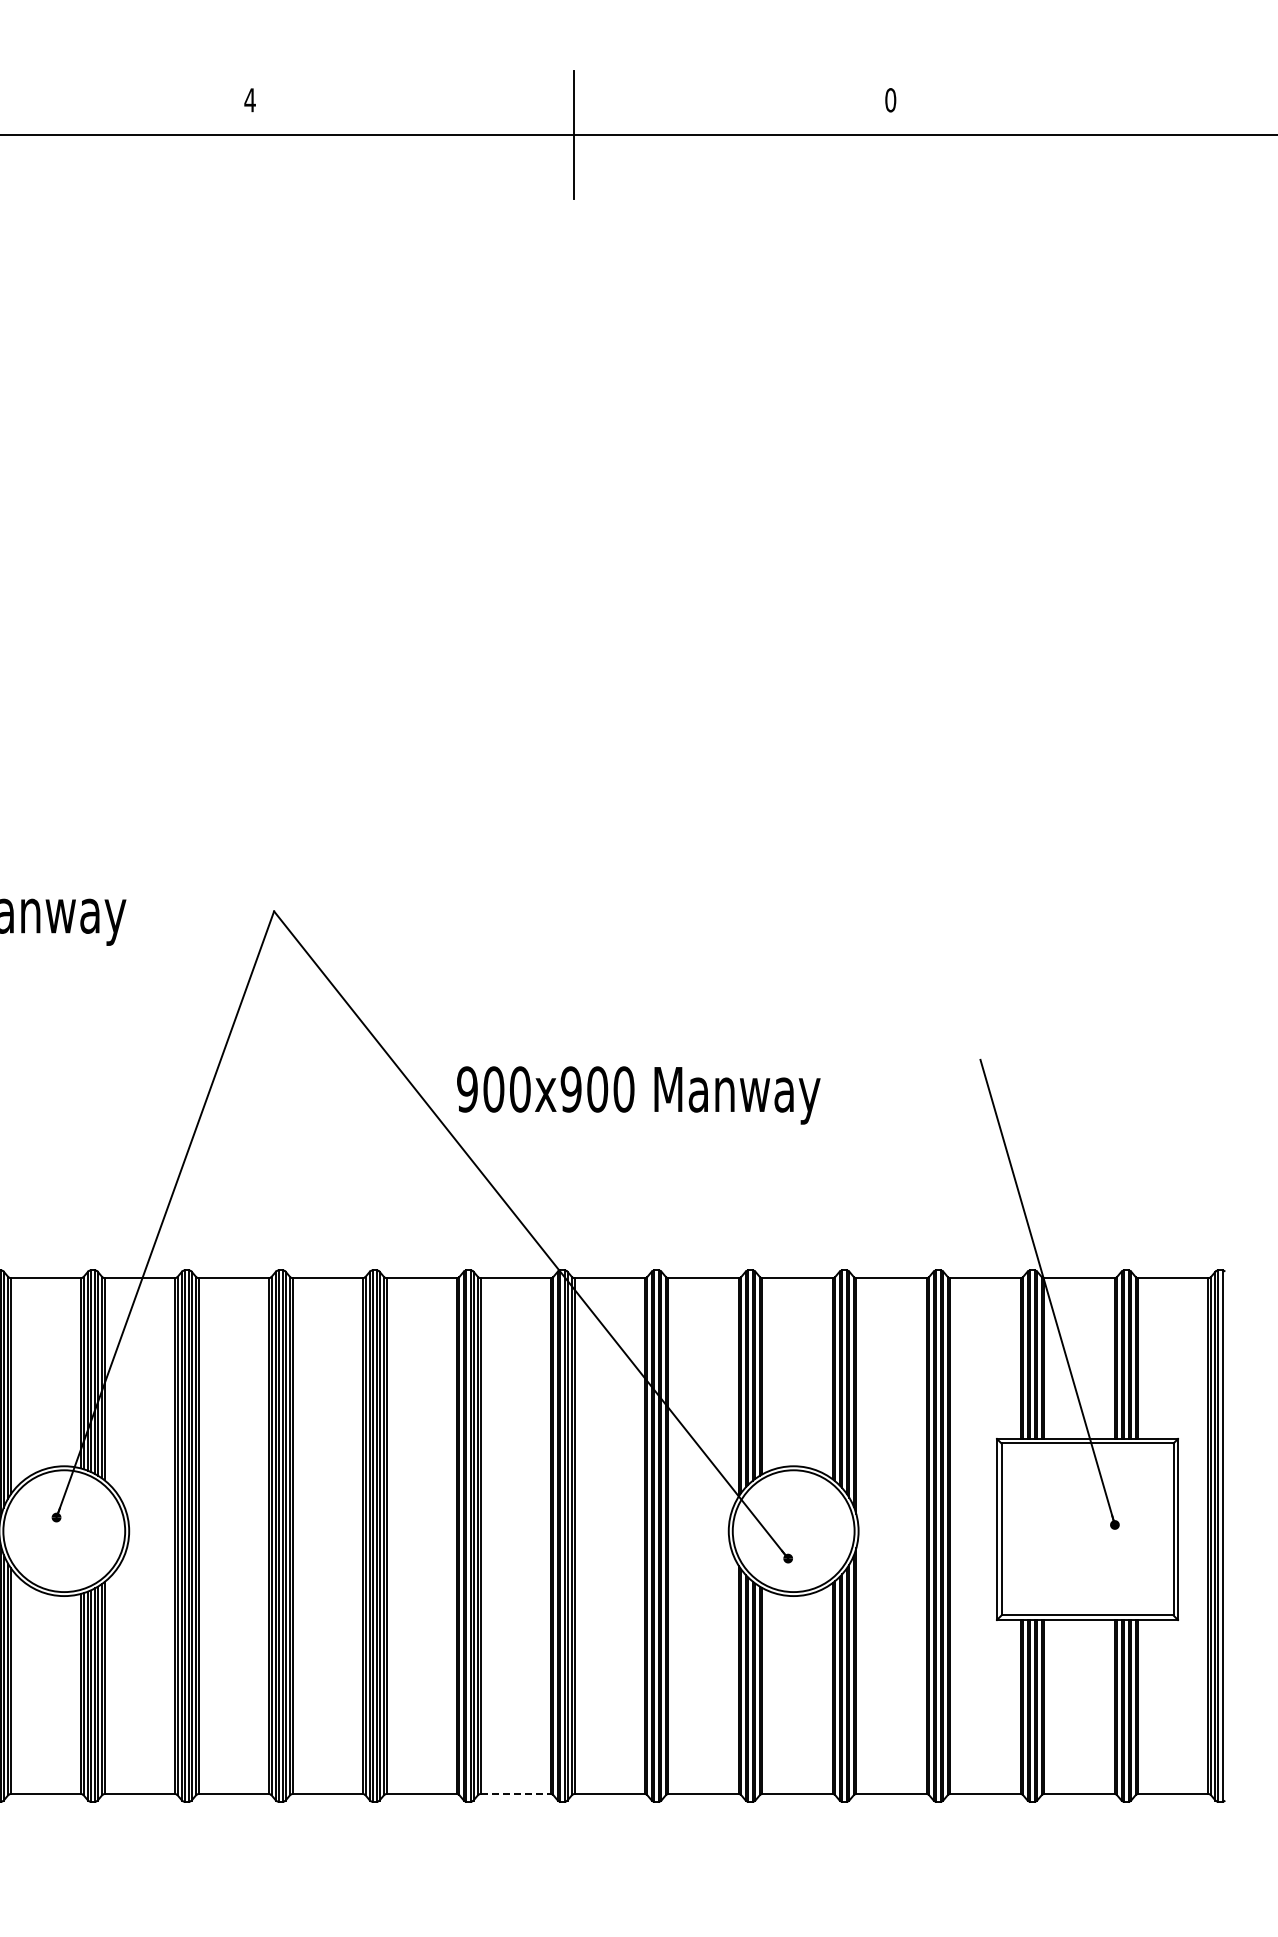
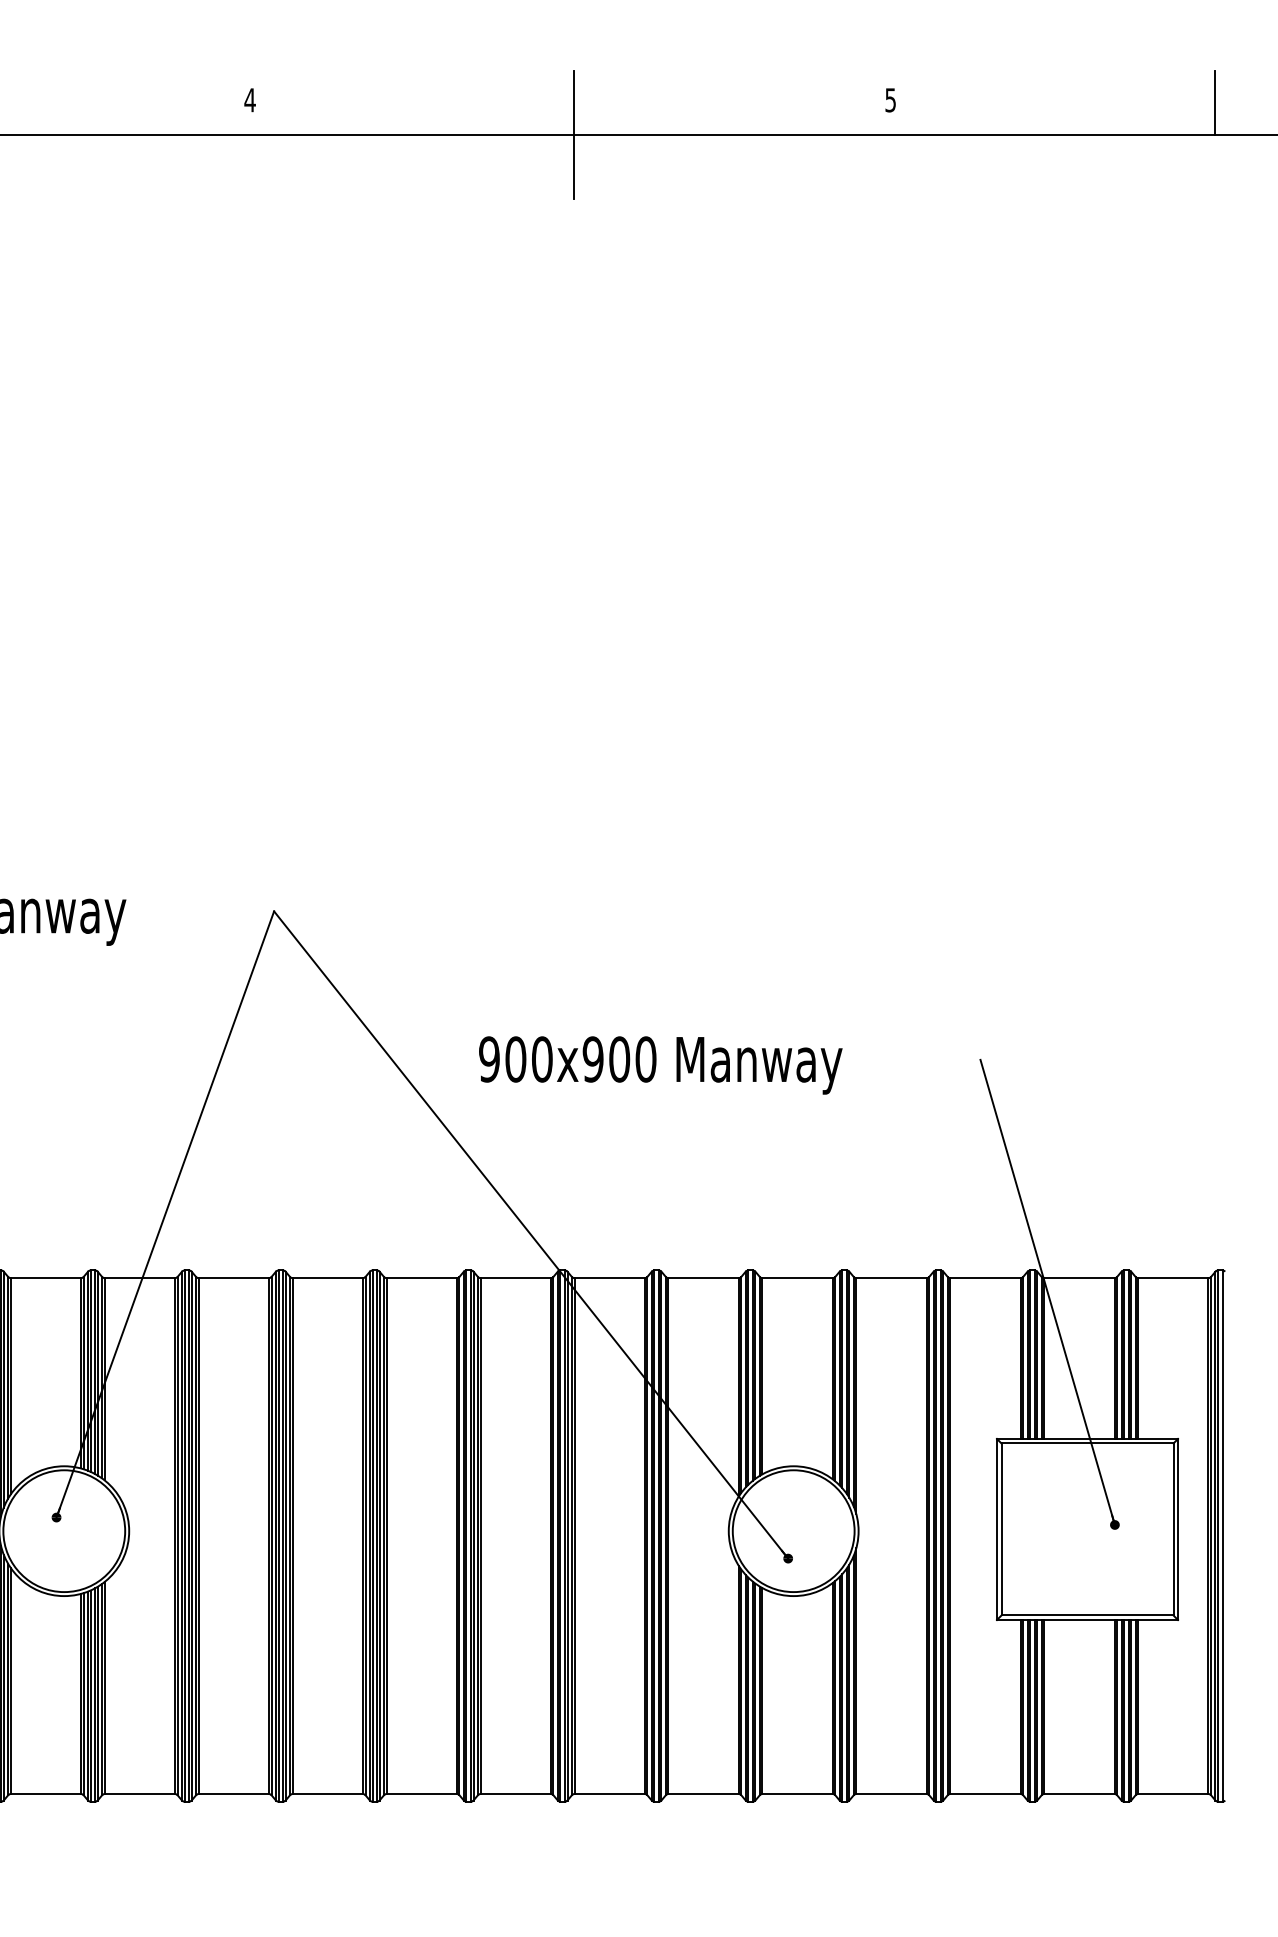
text: 0 -> 5 (890, 100)
line: none -> present (1214, 103)
text position: (638, 1095) -> (660, 1065) (660, 1065)
line: dashed -> solid (516, 1794)
